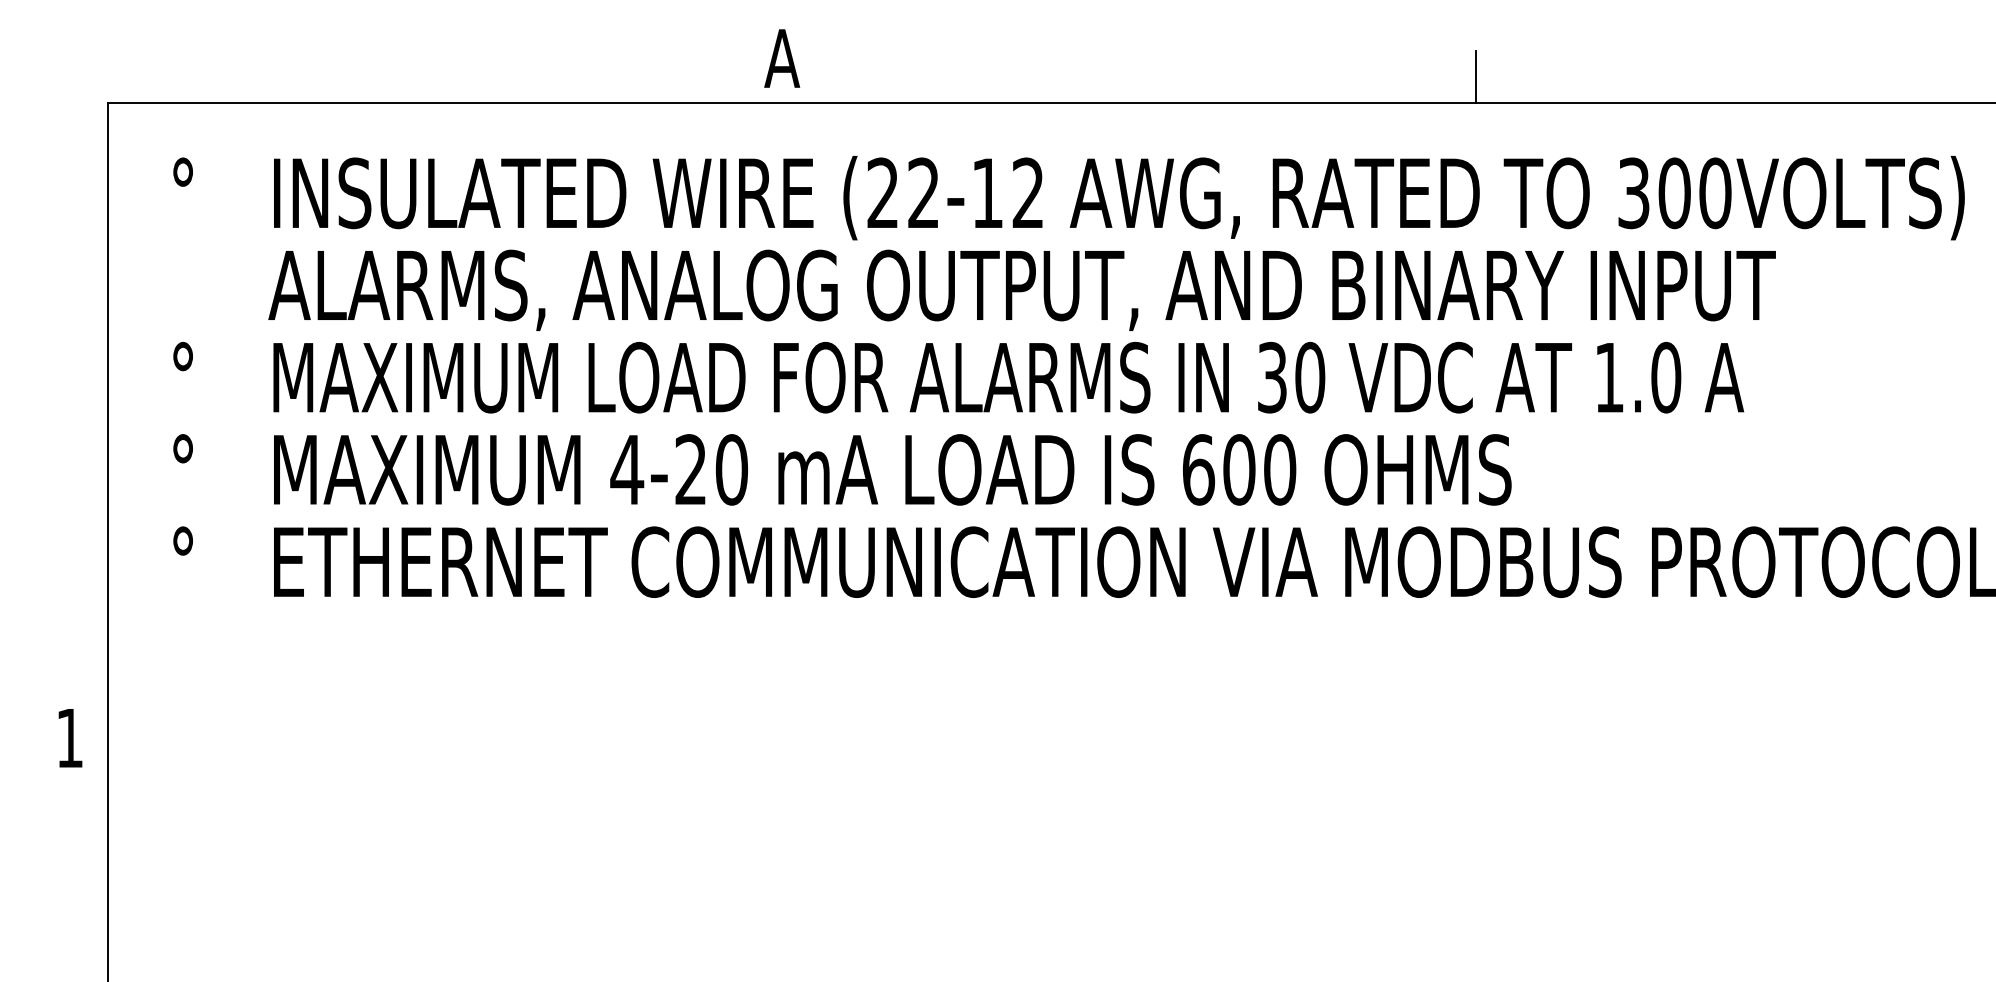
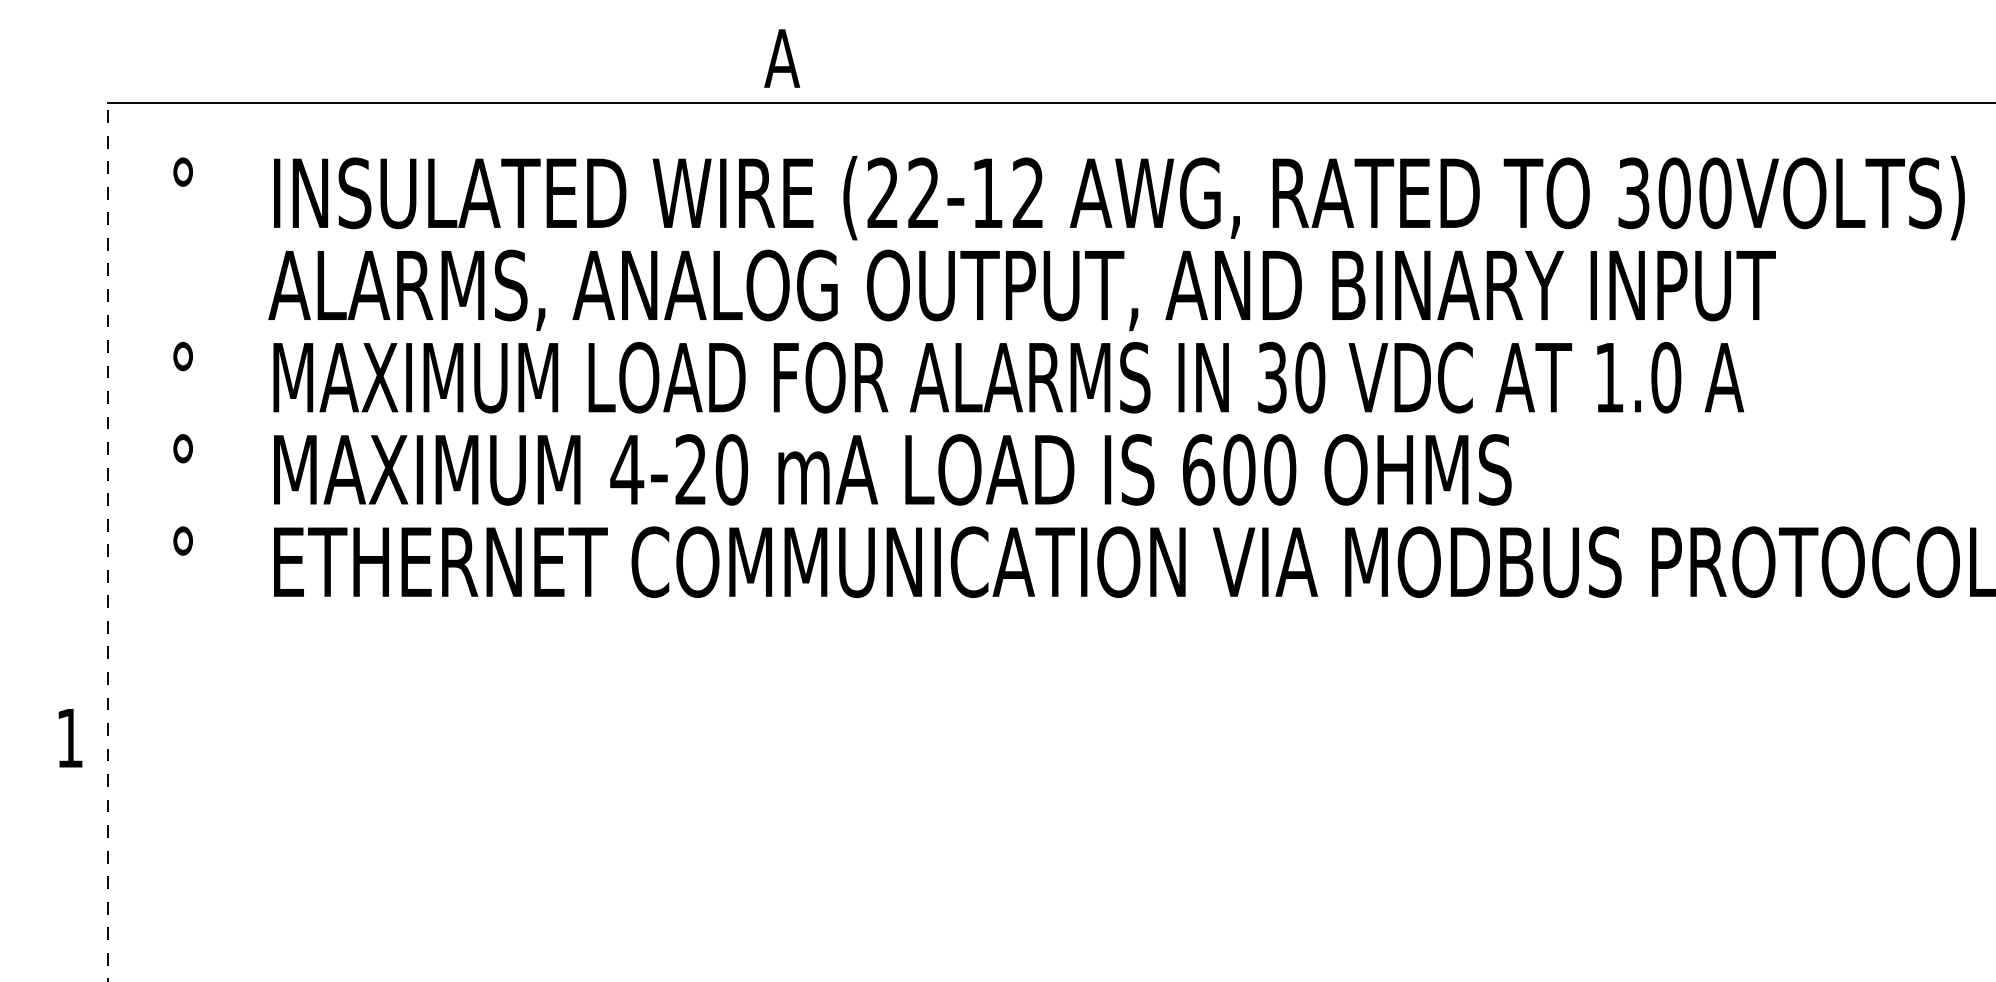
line: present -> none (1475, 76)
line: solid -> dashed (107, 541)
